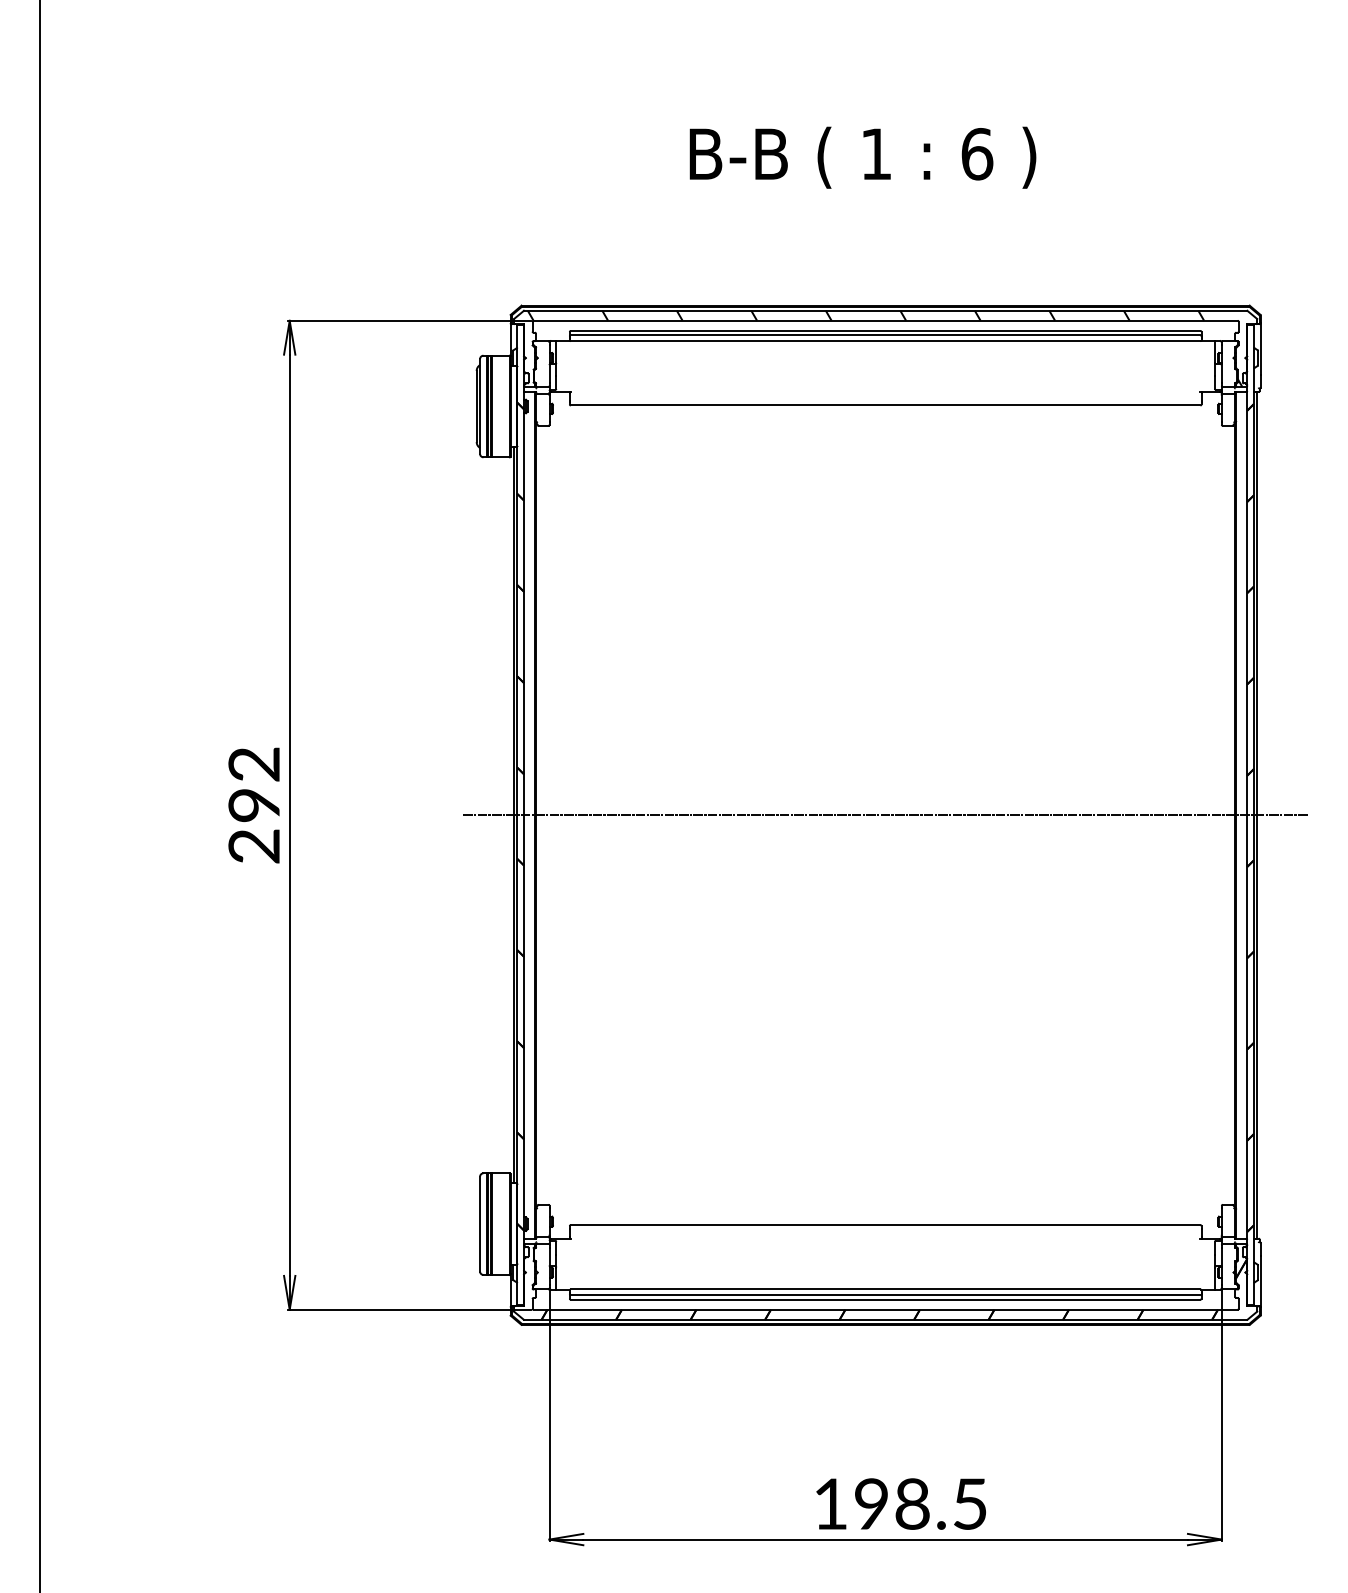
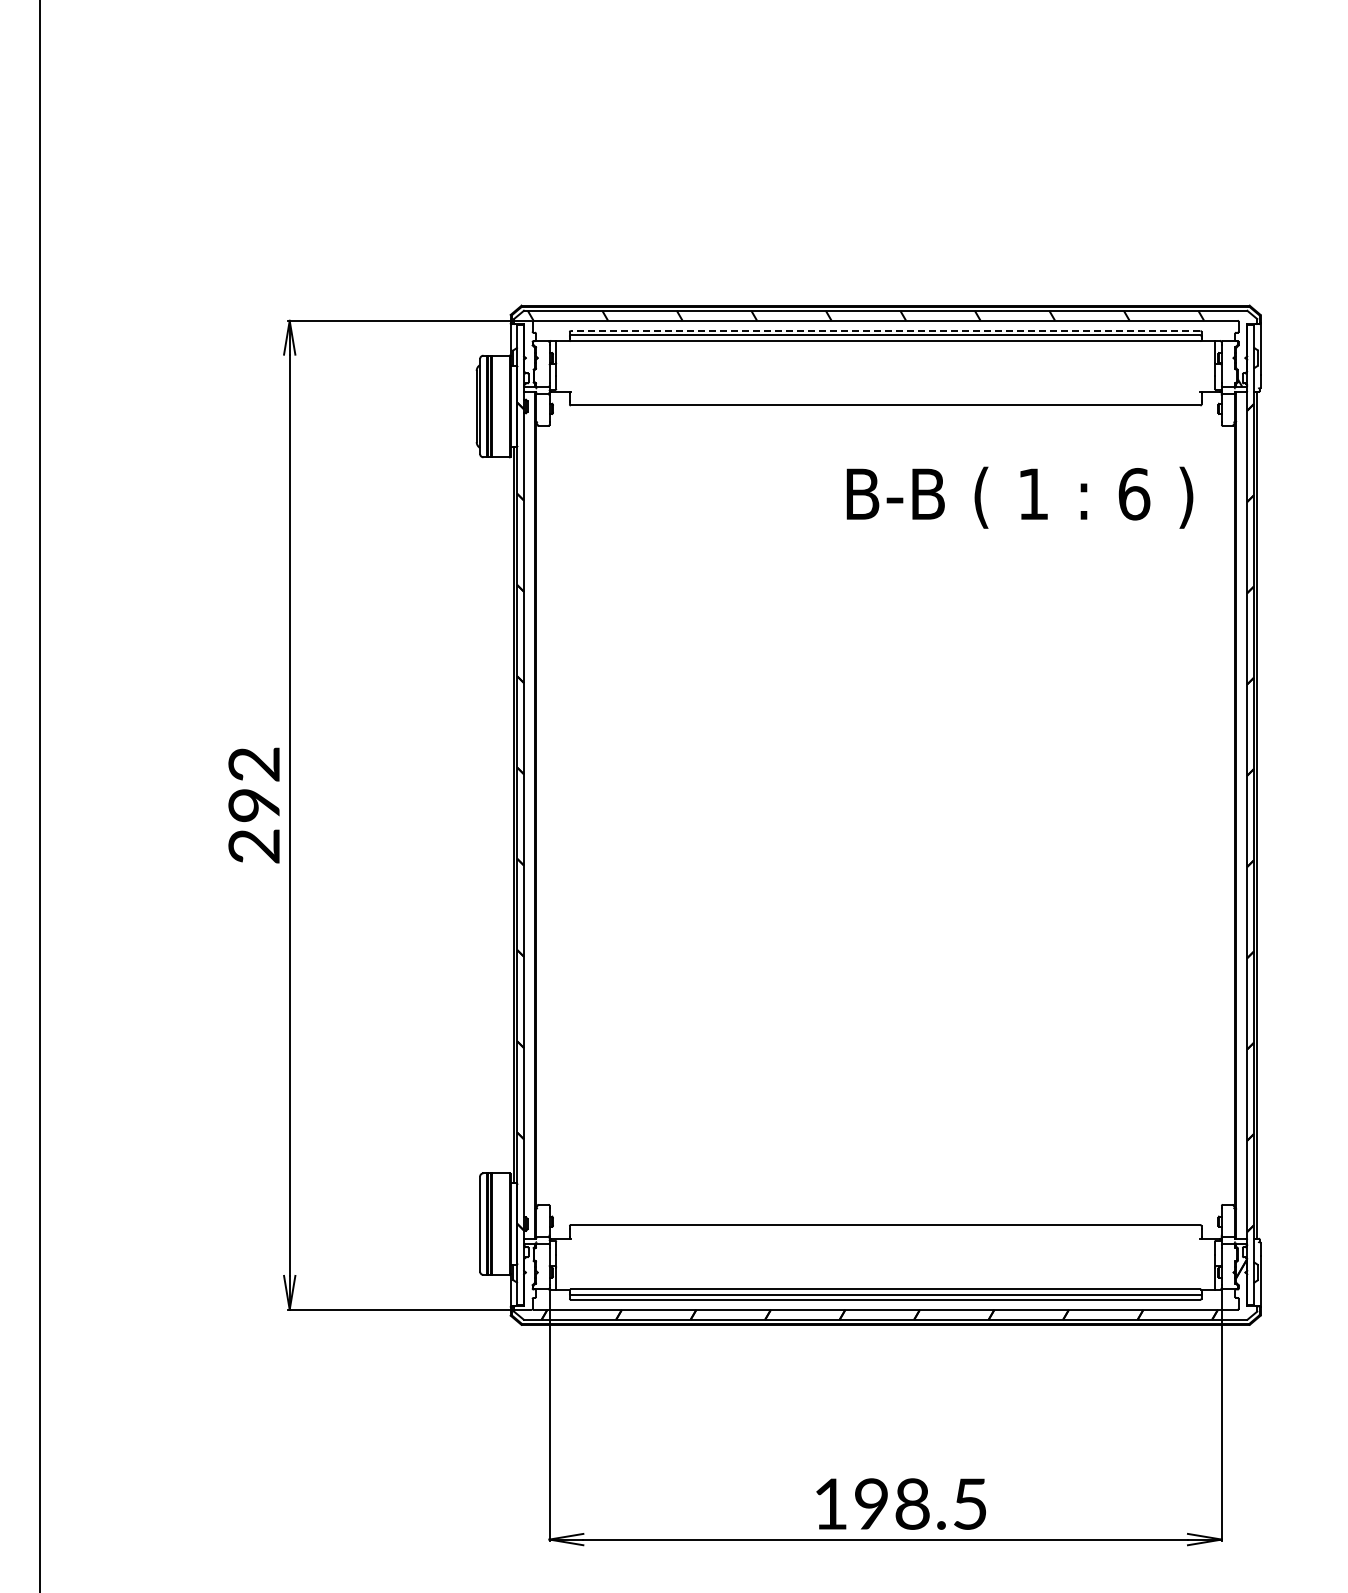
text position: (862, 157) -> (1019, 497) (1019, 497)
line: solid -> dashed (885, 330)
line: present -> none (885, 815)
